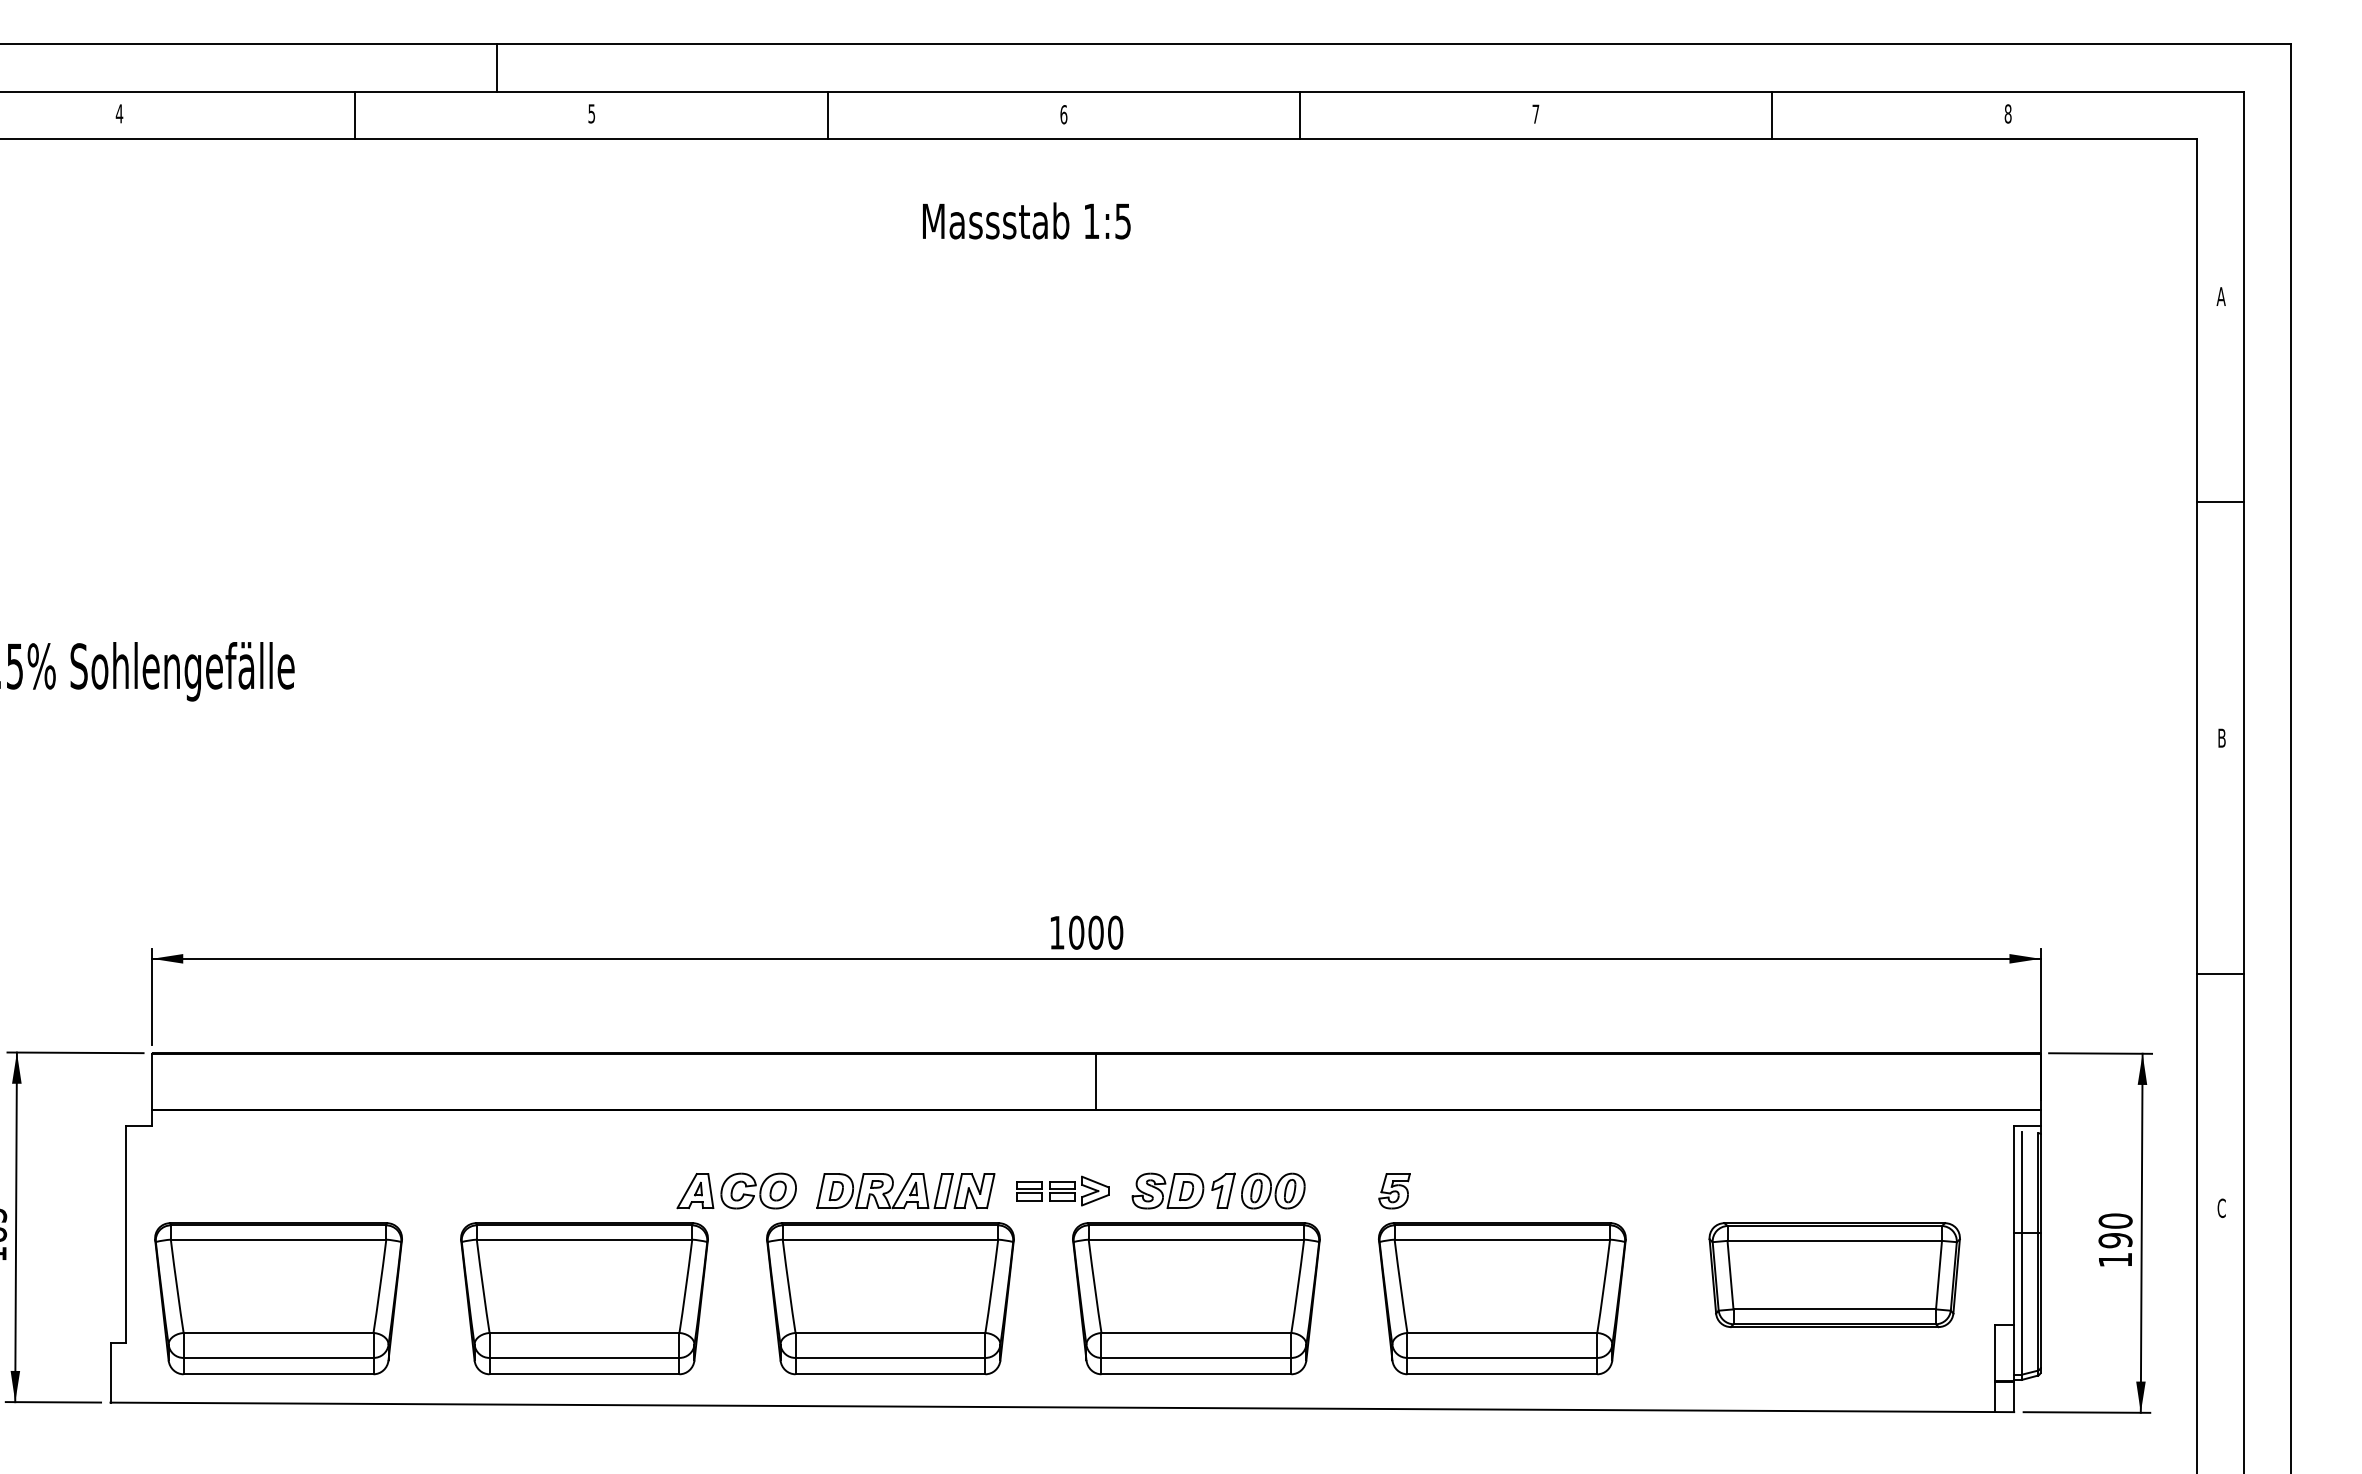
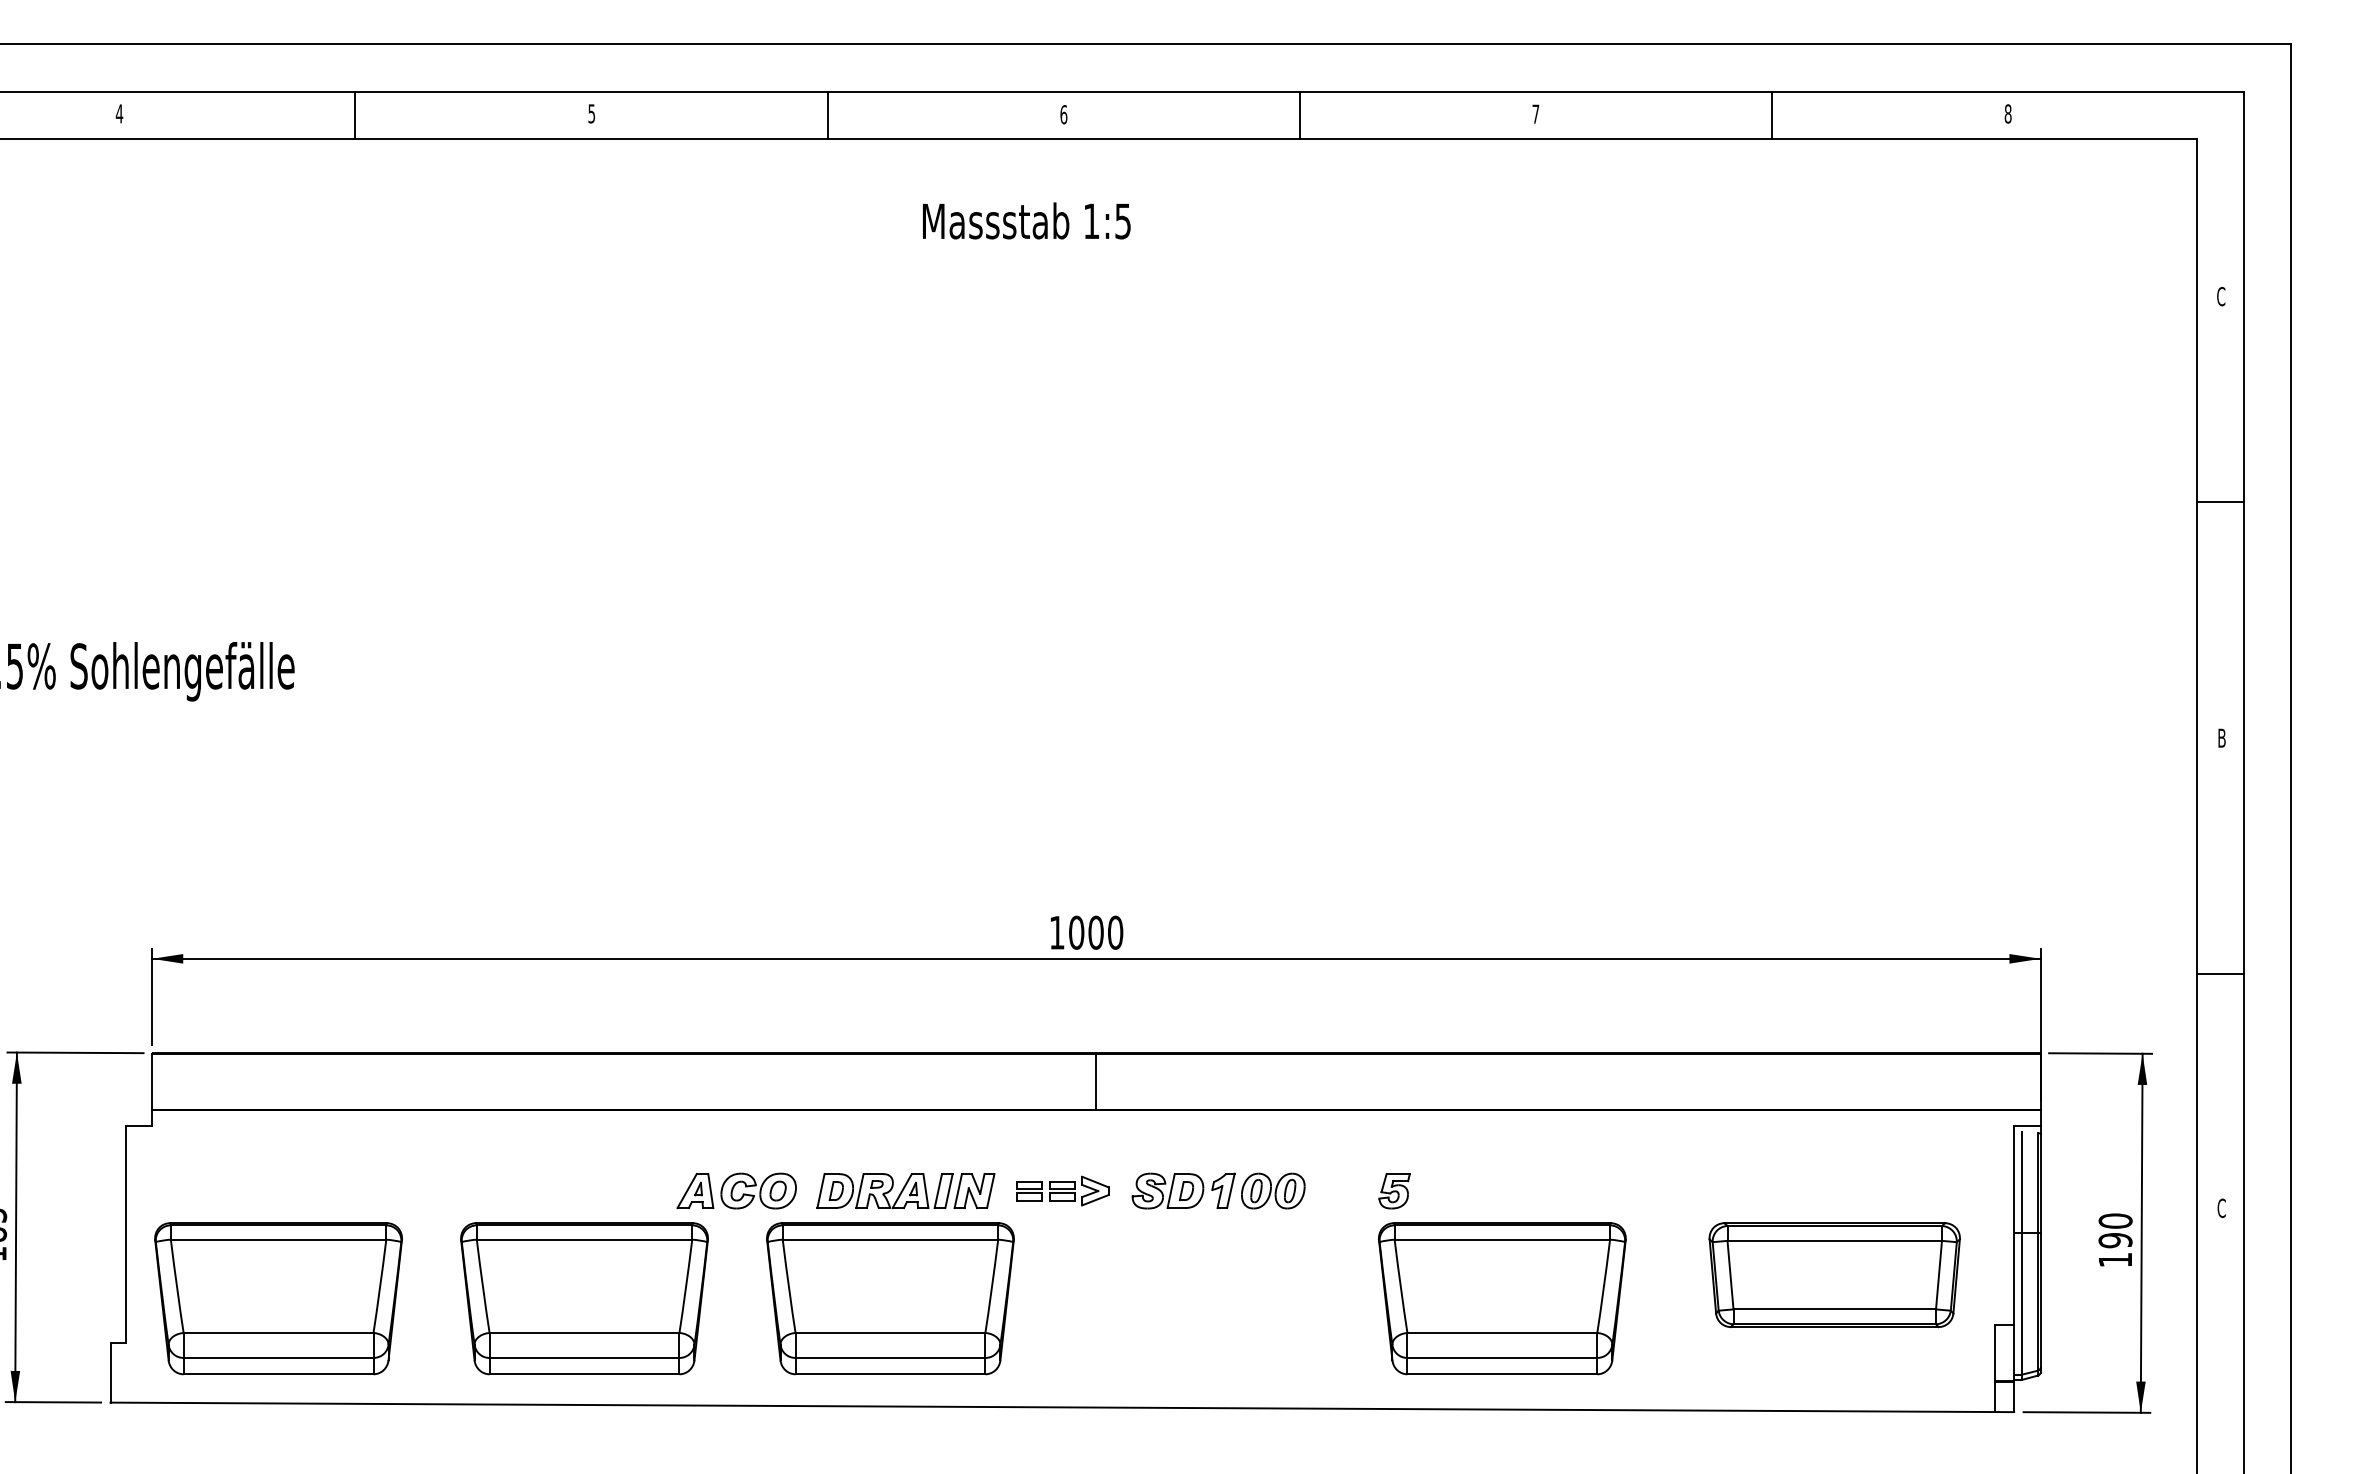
line: present -> none (497, 67)
text: A -> C (2220, 296)
part: present -> none (1196, 1298)
